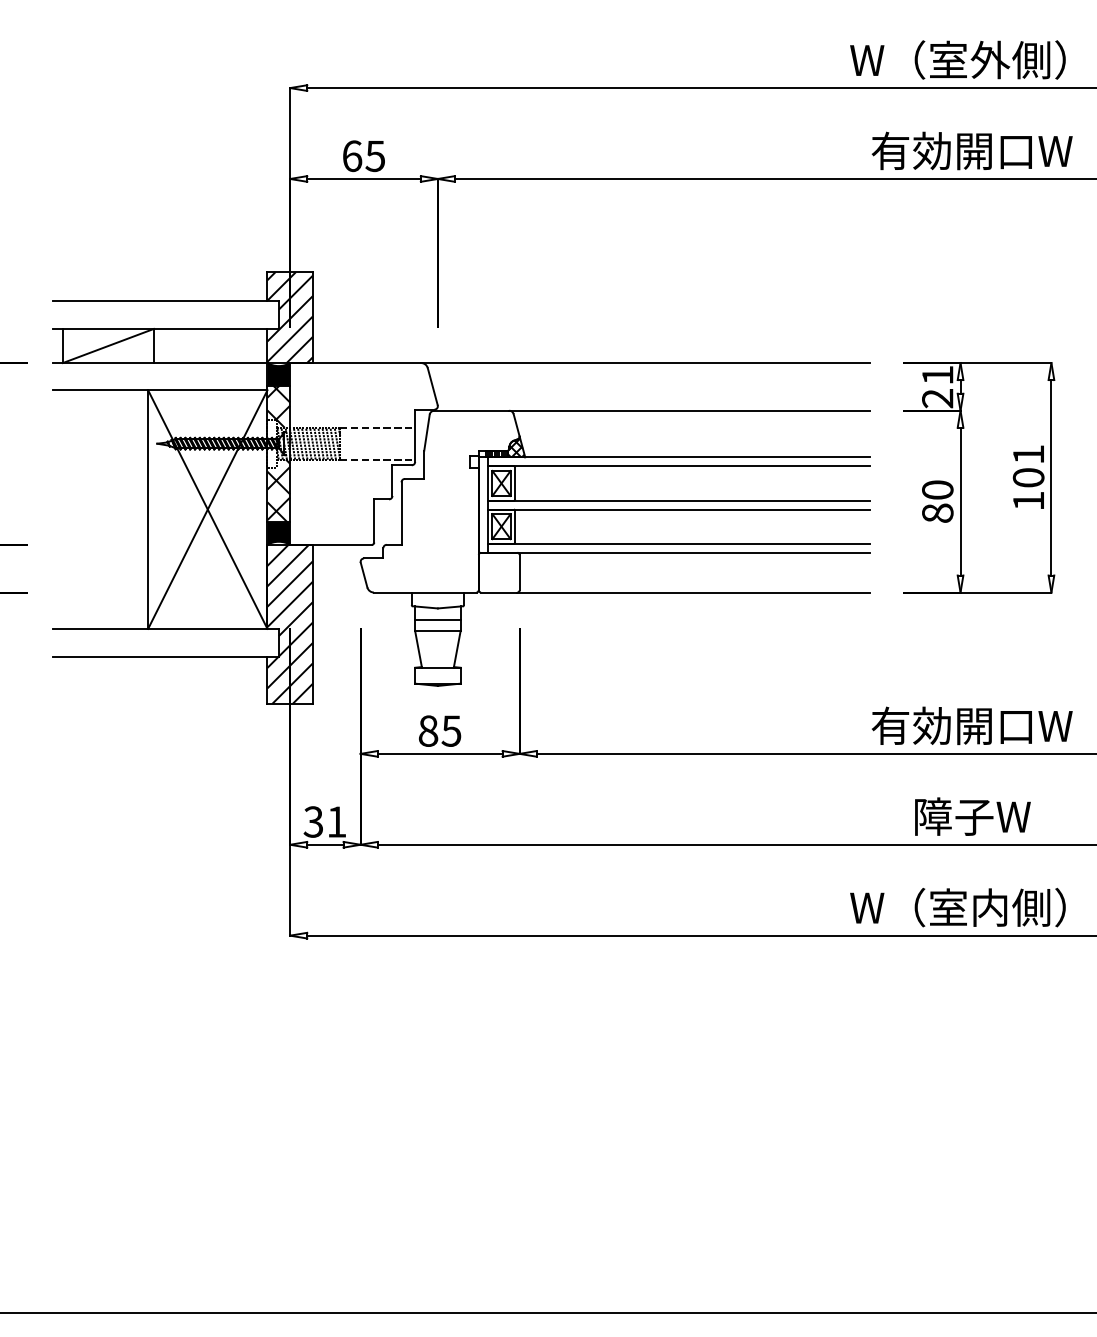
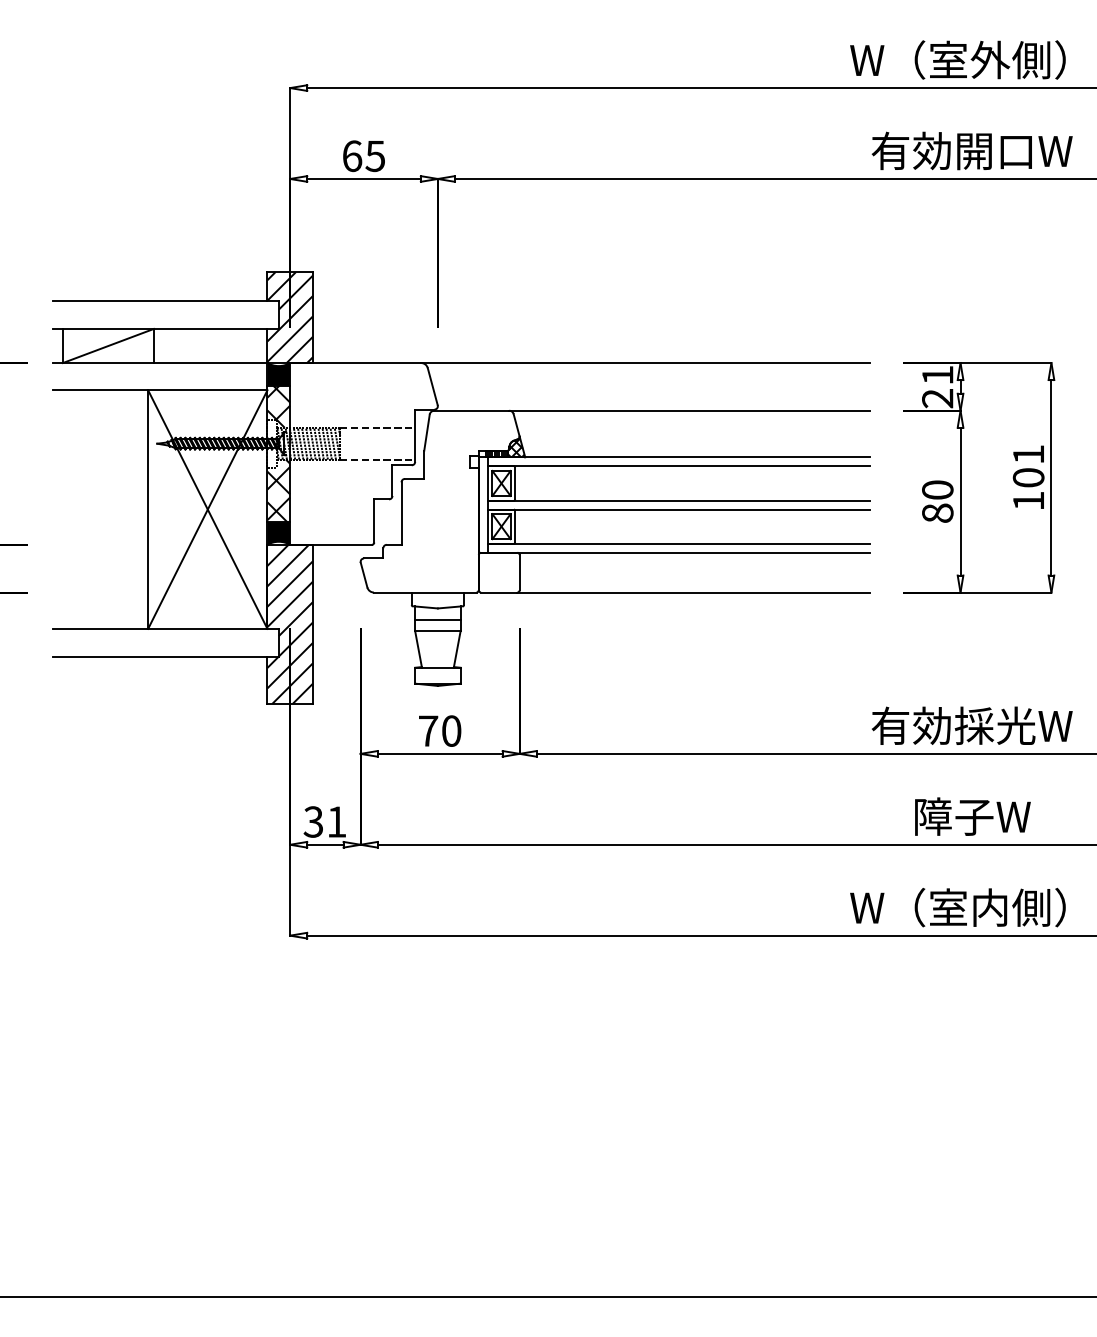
text: 有効開口W -> 有効採光W (994, 725)
text: 85 -> 70 (439, 730)
line position: (547, 1312) -> (547, 1296) (547, 1296)
